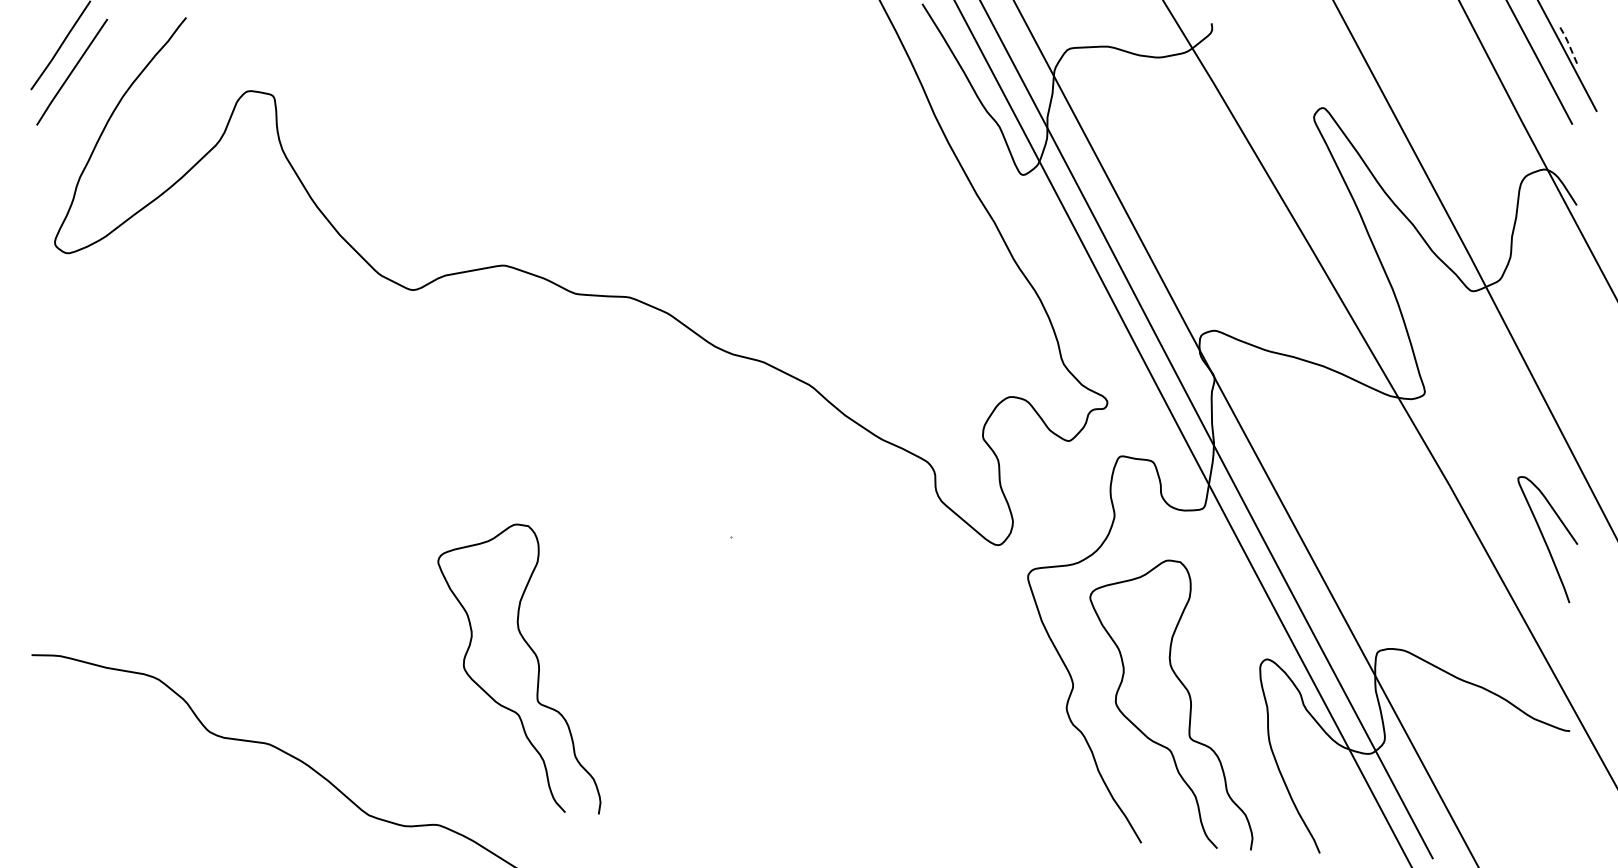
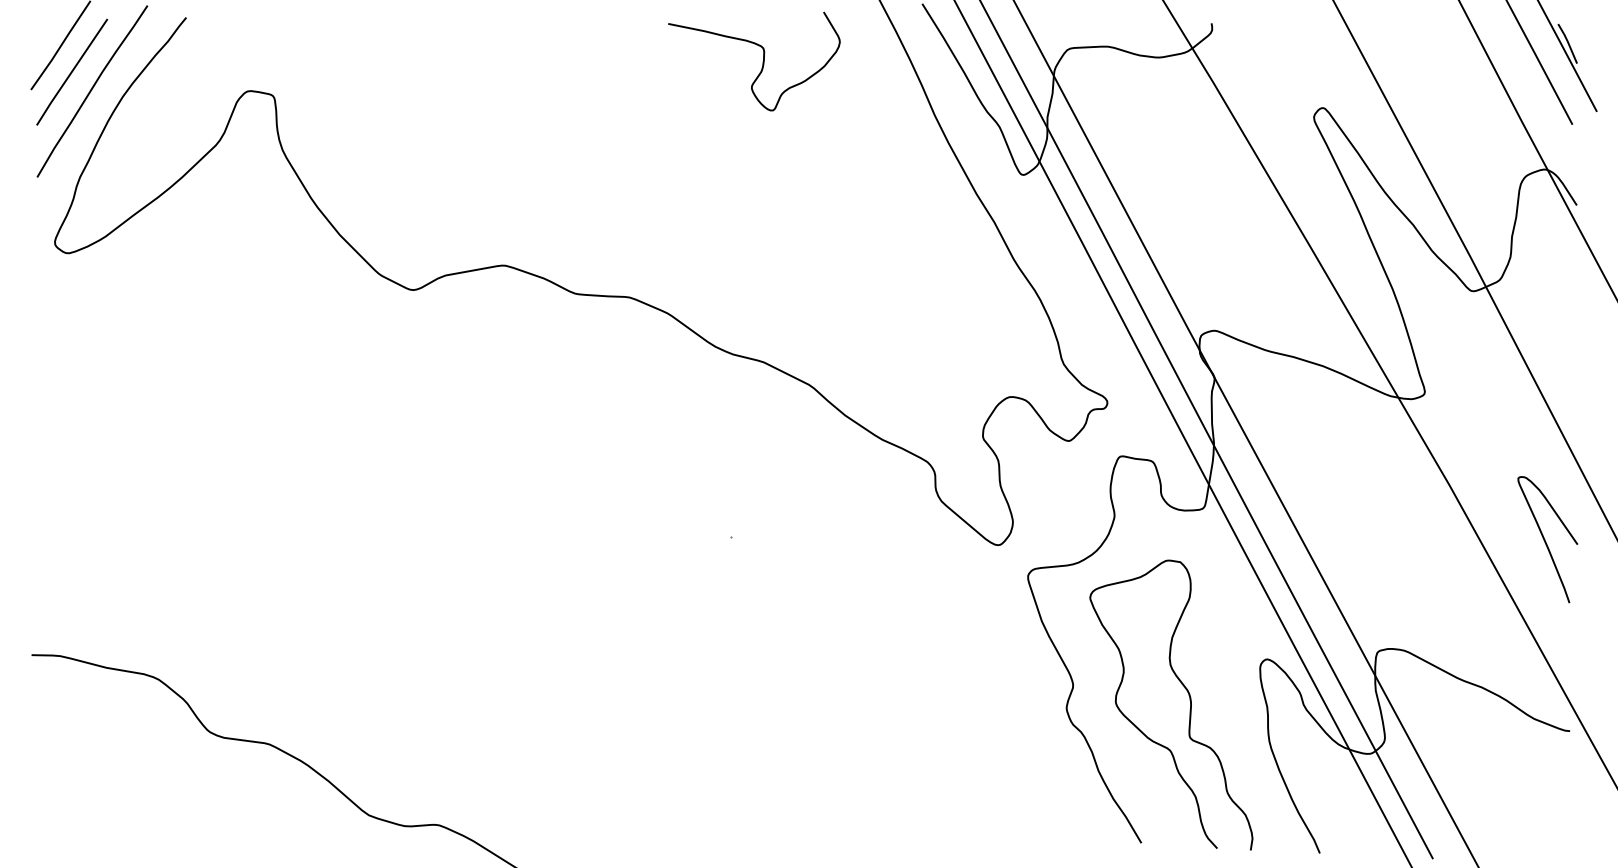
line: dashed -> solid (1567, 41)
curve: none -> present (762, 61)
curve: none -> present (92, 90)
curve: present -> none (537, 664)
